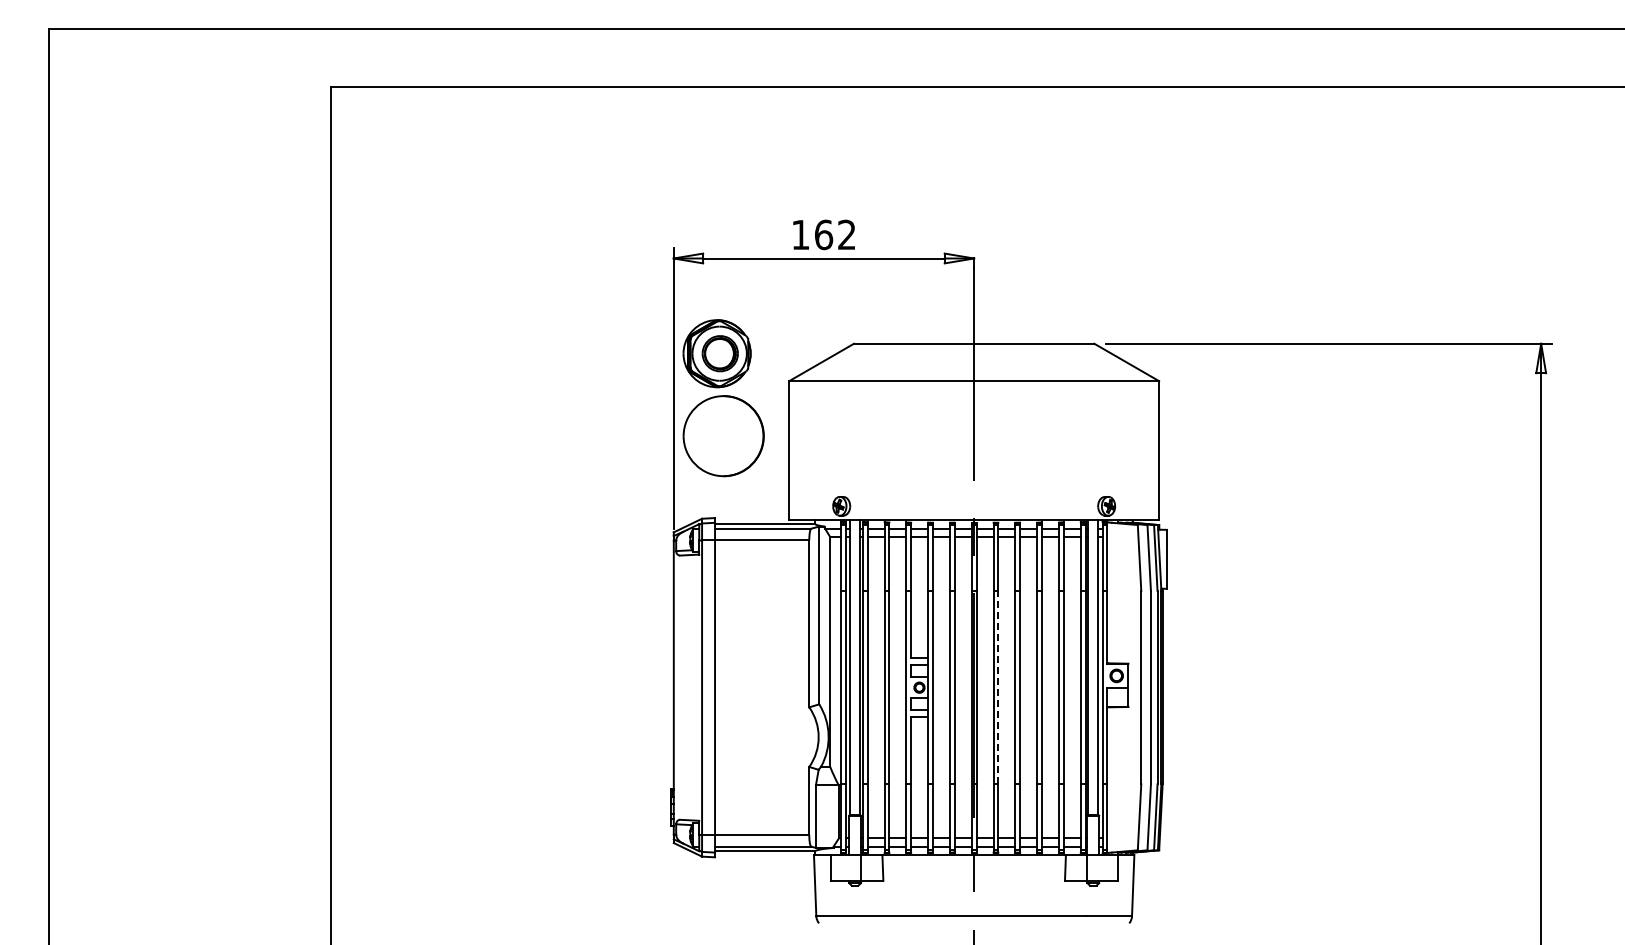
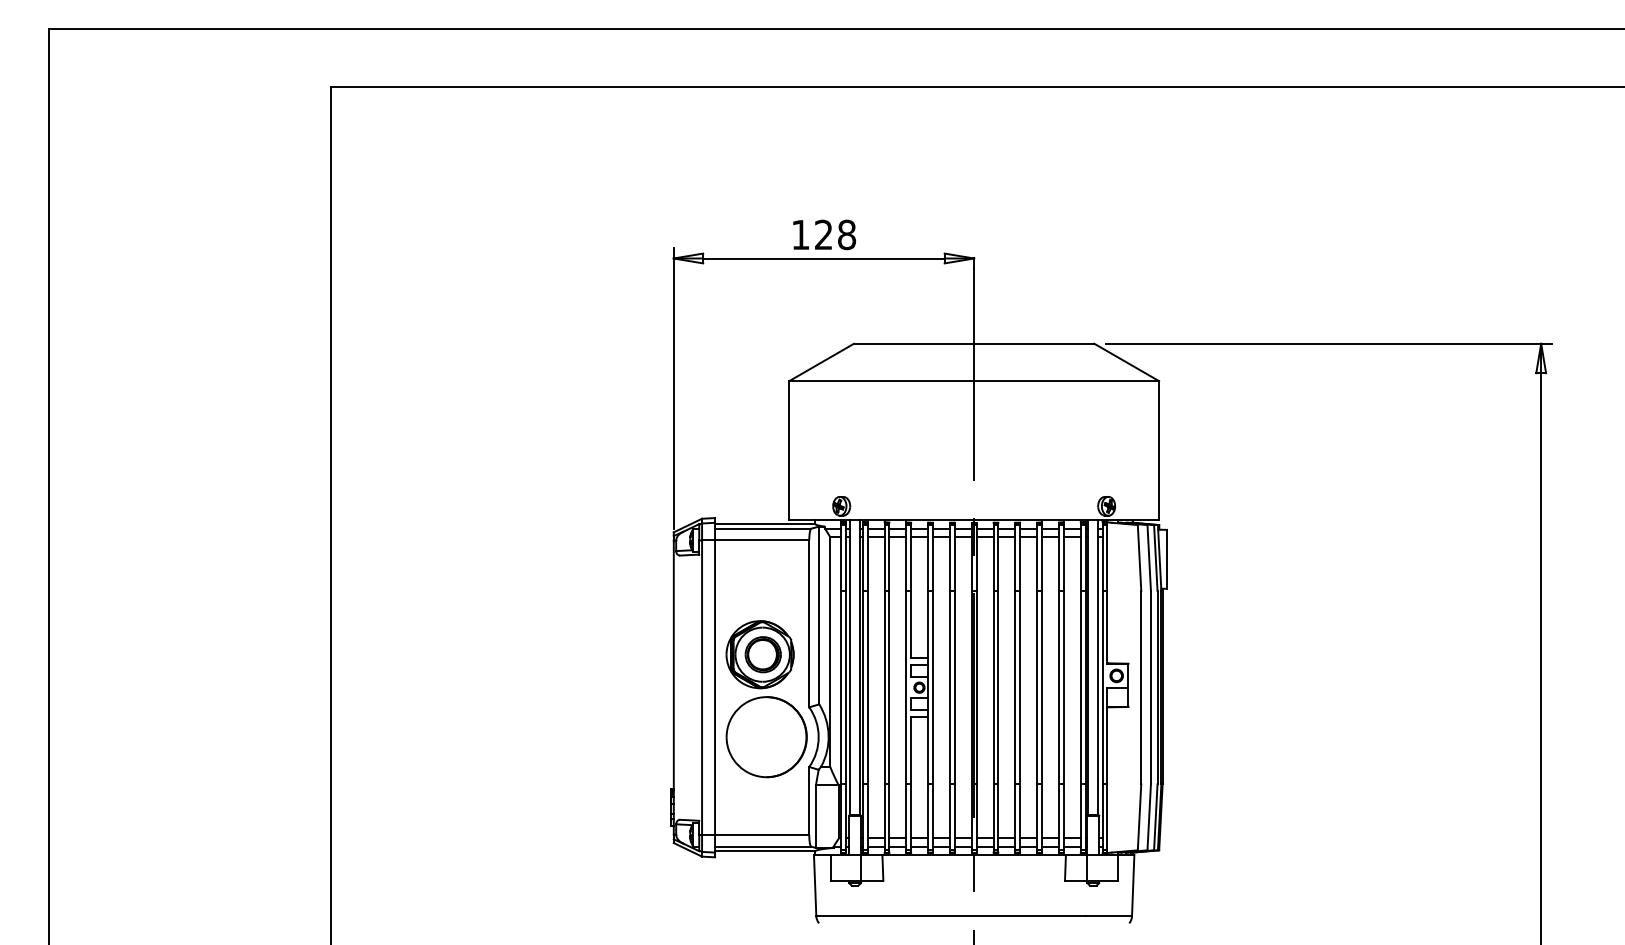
text: 162 -> 128 (835, 234)
part position: (723, 398) -> (766, 699) (766, 699)
line: dashed -> solid (998, 687)
